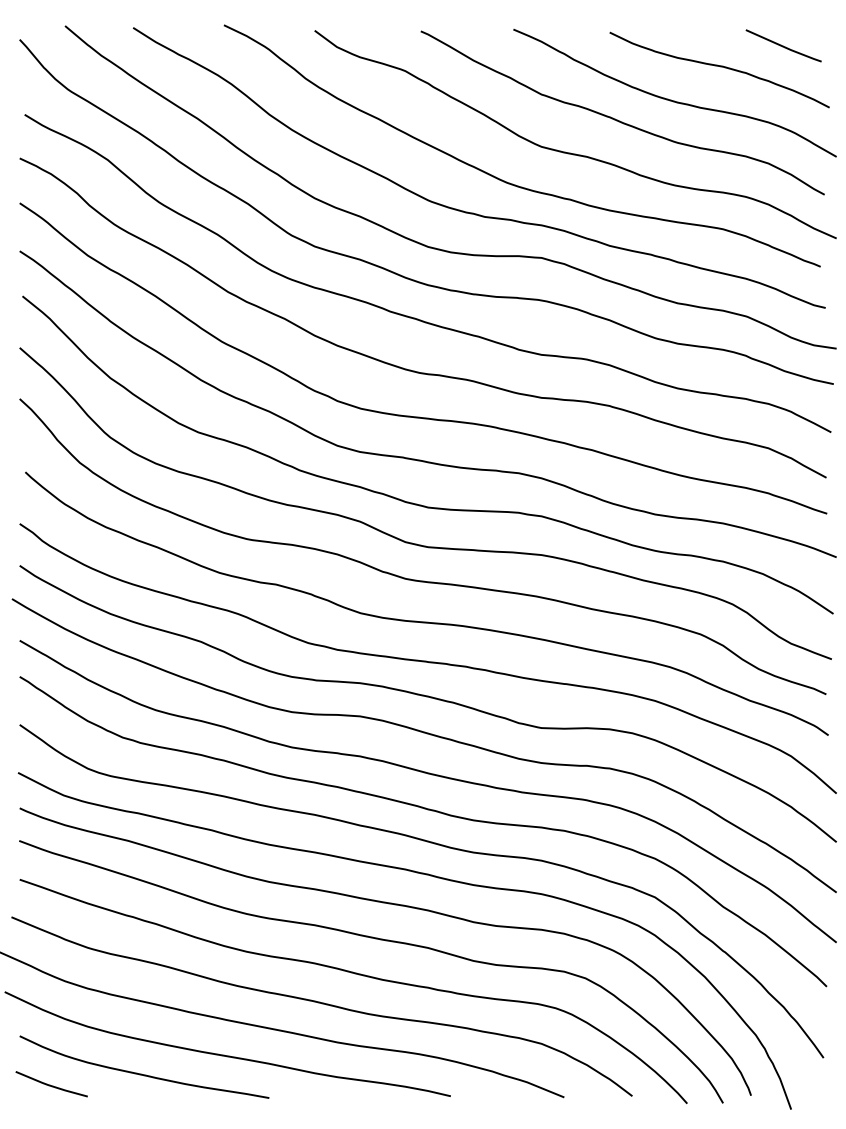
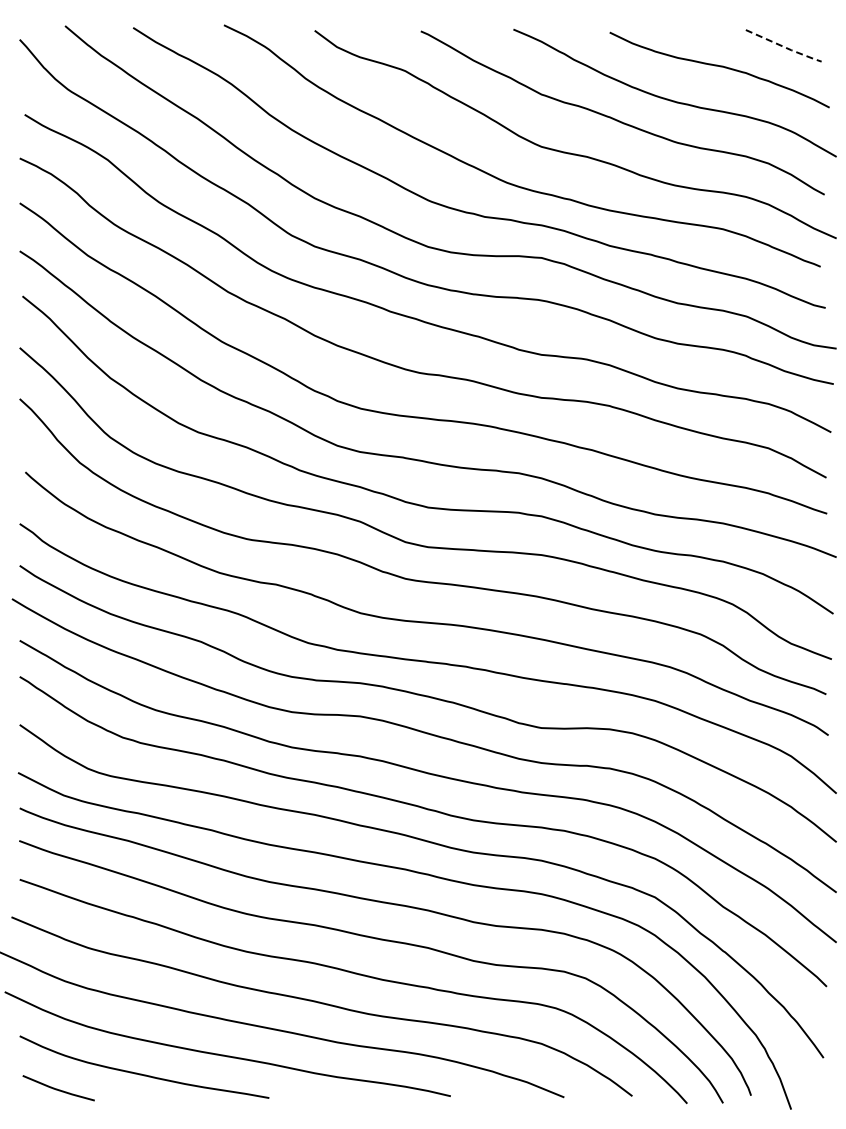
line: solid -> dashed (784, 47)
line position: (50, 1084) -> (57, 1088) (57, 1088)
